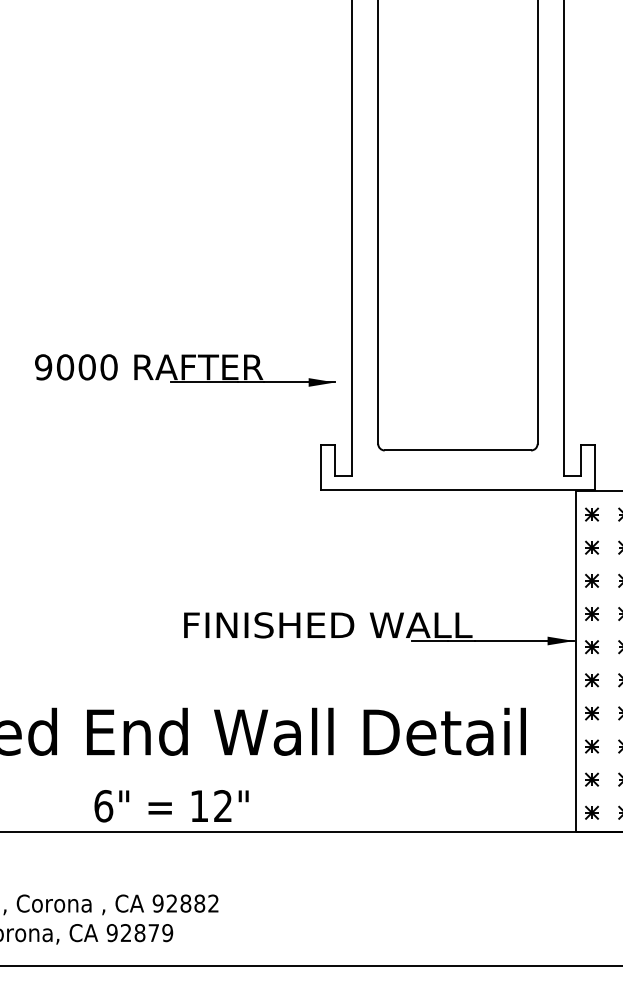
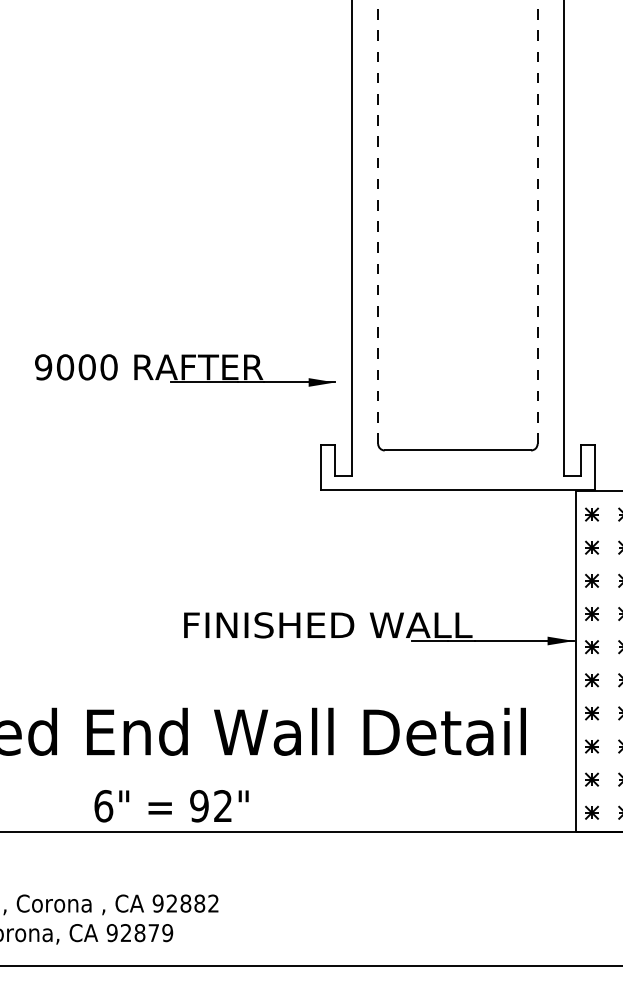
line: solid -> dashed (378, 222)
line: solid -> dashed (537, 222)
text: 12" -> 92" (199, 806)
